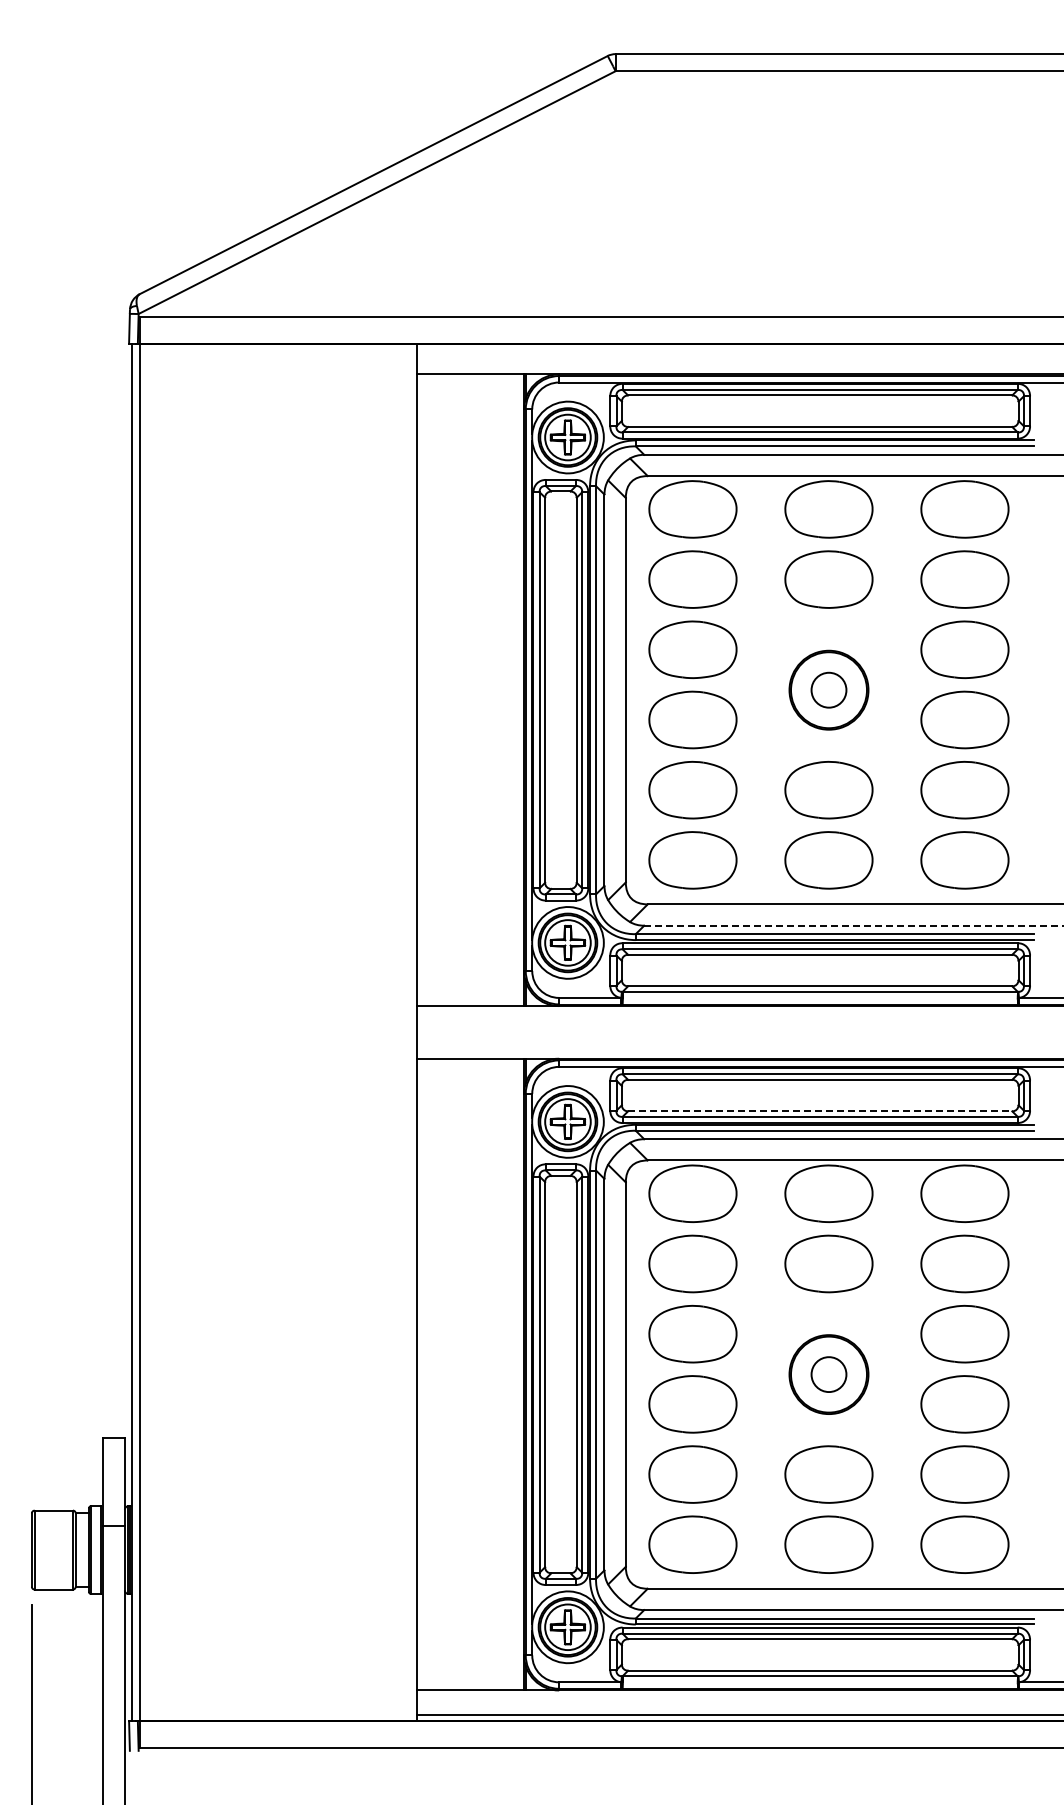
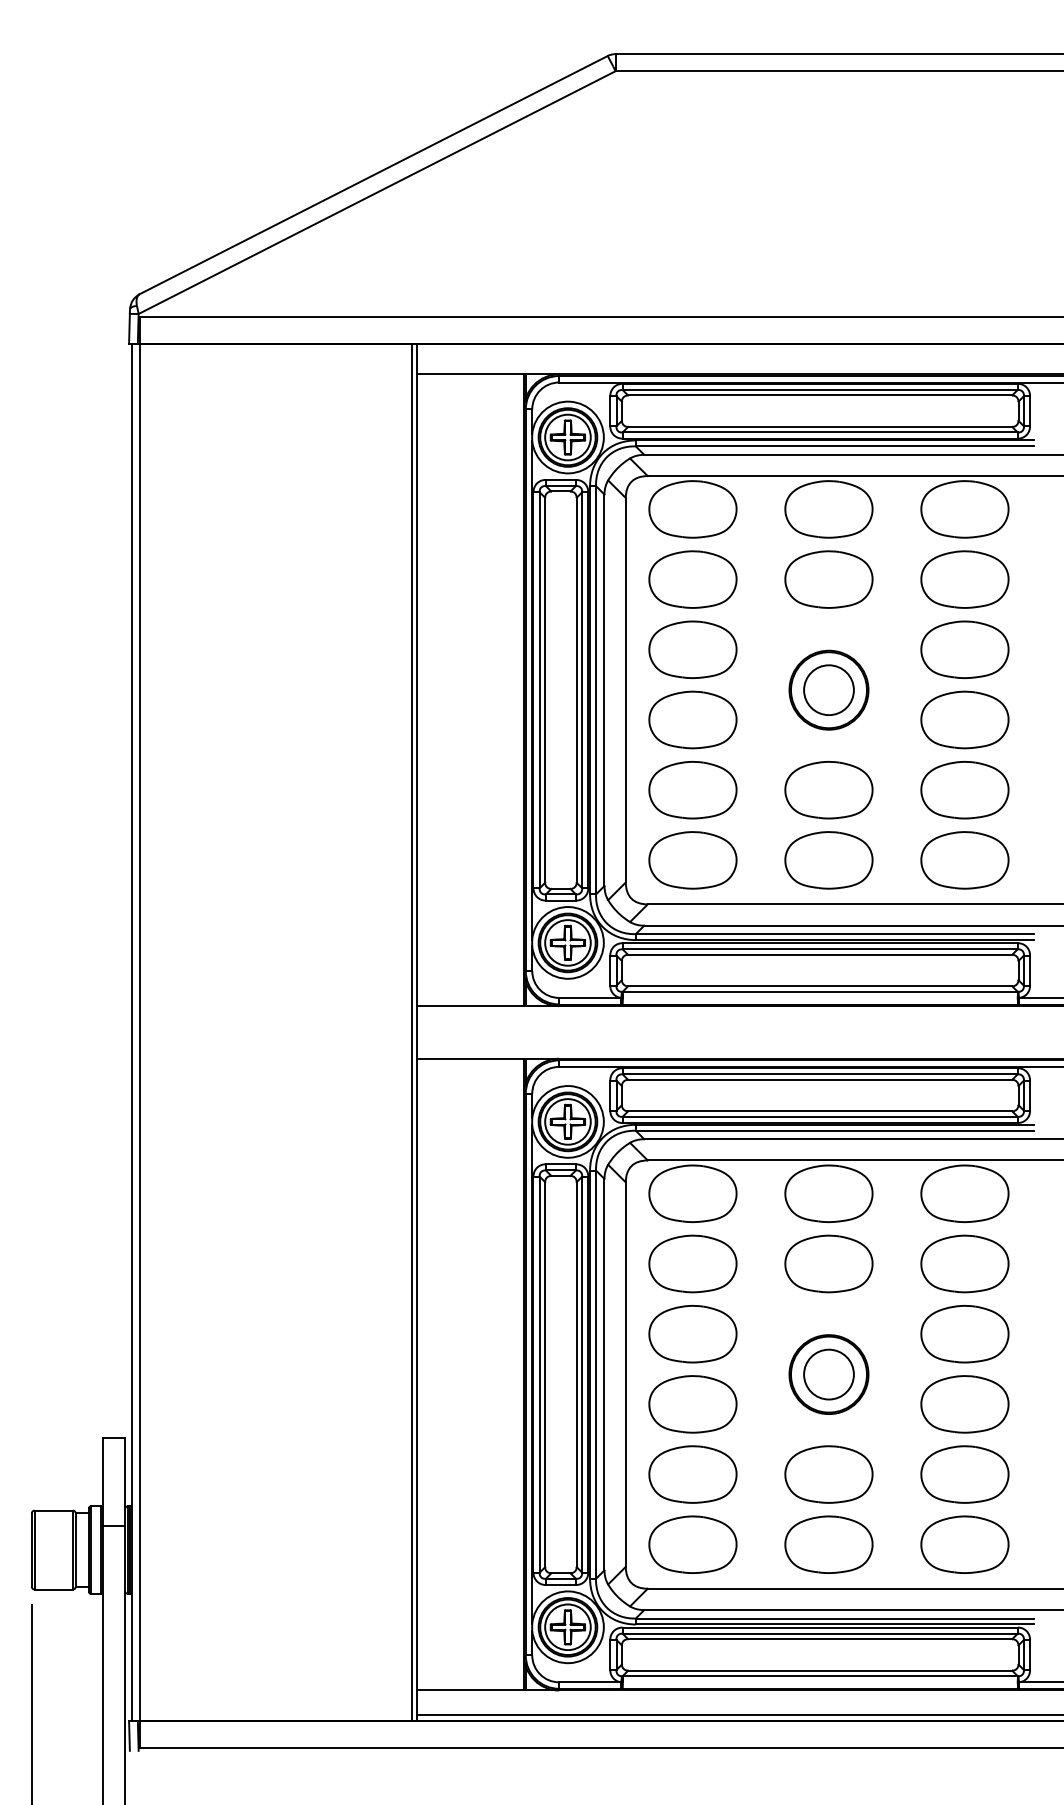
circle diameter: 35 px -> 50 px (828, 690)
line: dashed -> solid (853, 925)
line: none -> present (412, 1032)
line: dashed -> solid (820, 1111)
circle diameter: 35 px -> 50 px (828, 1374)
